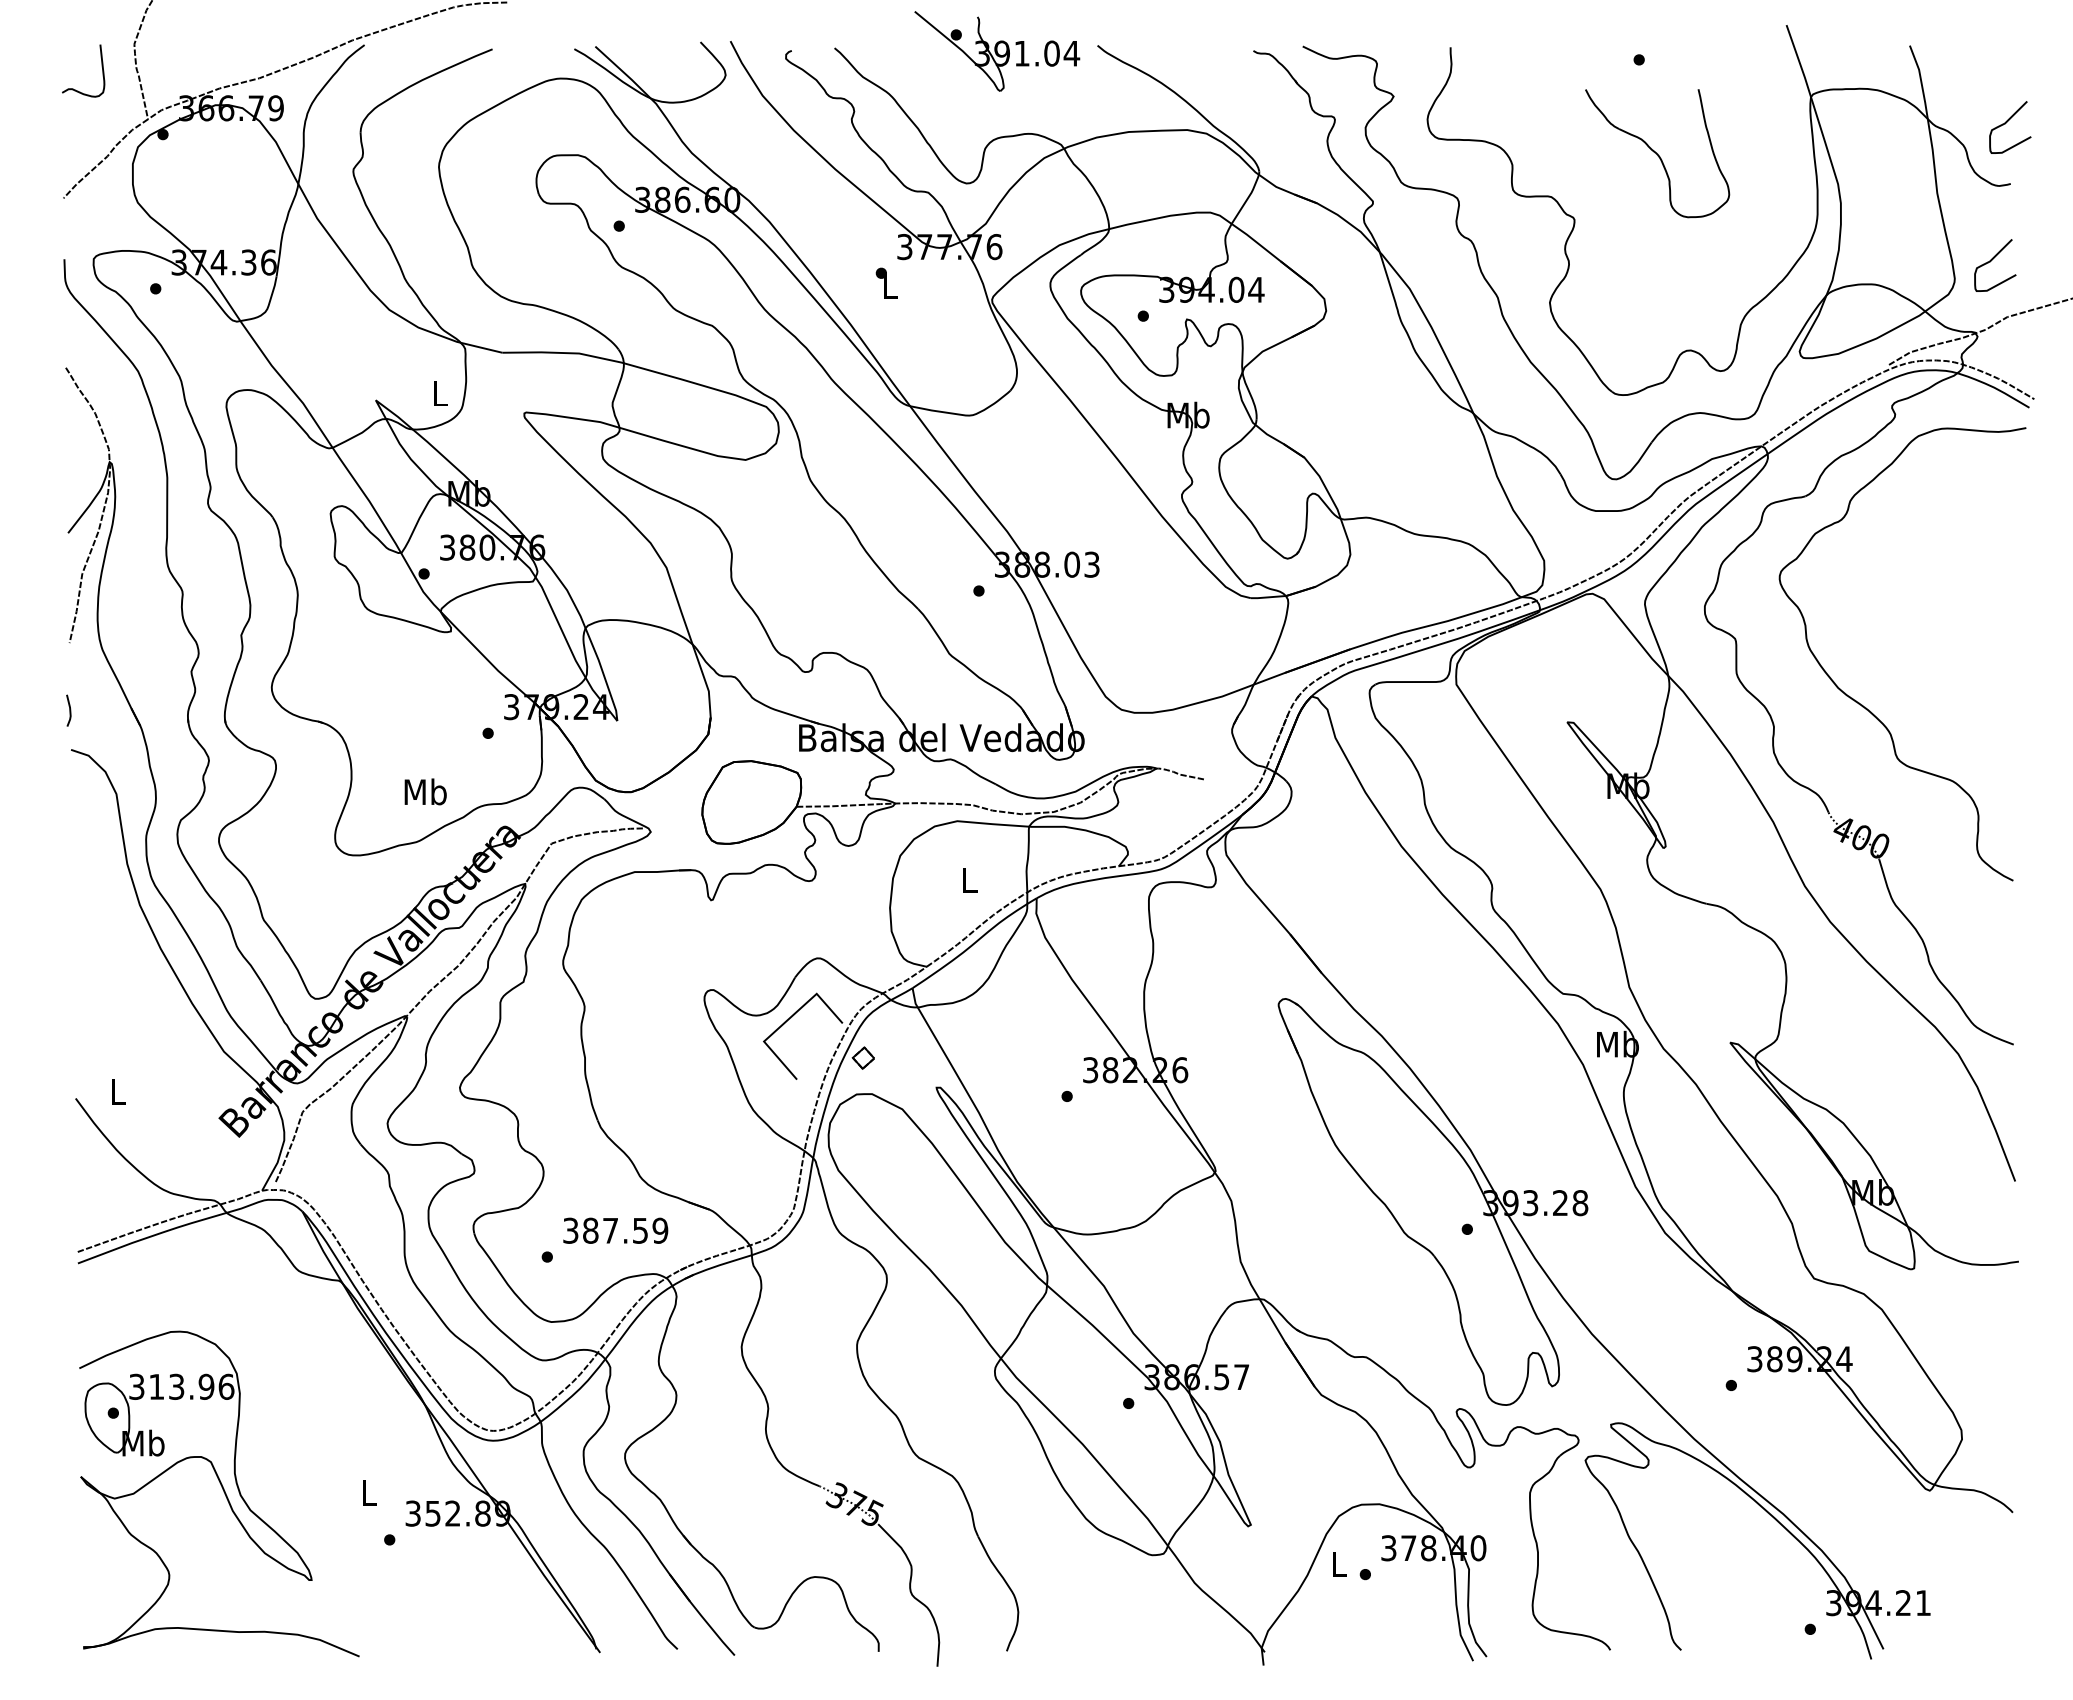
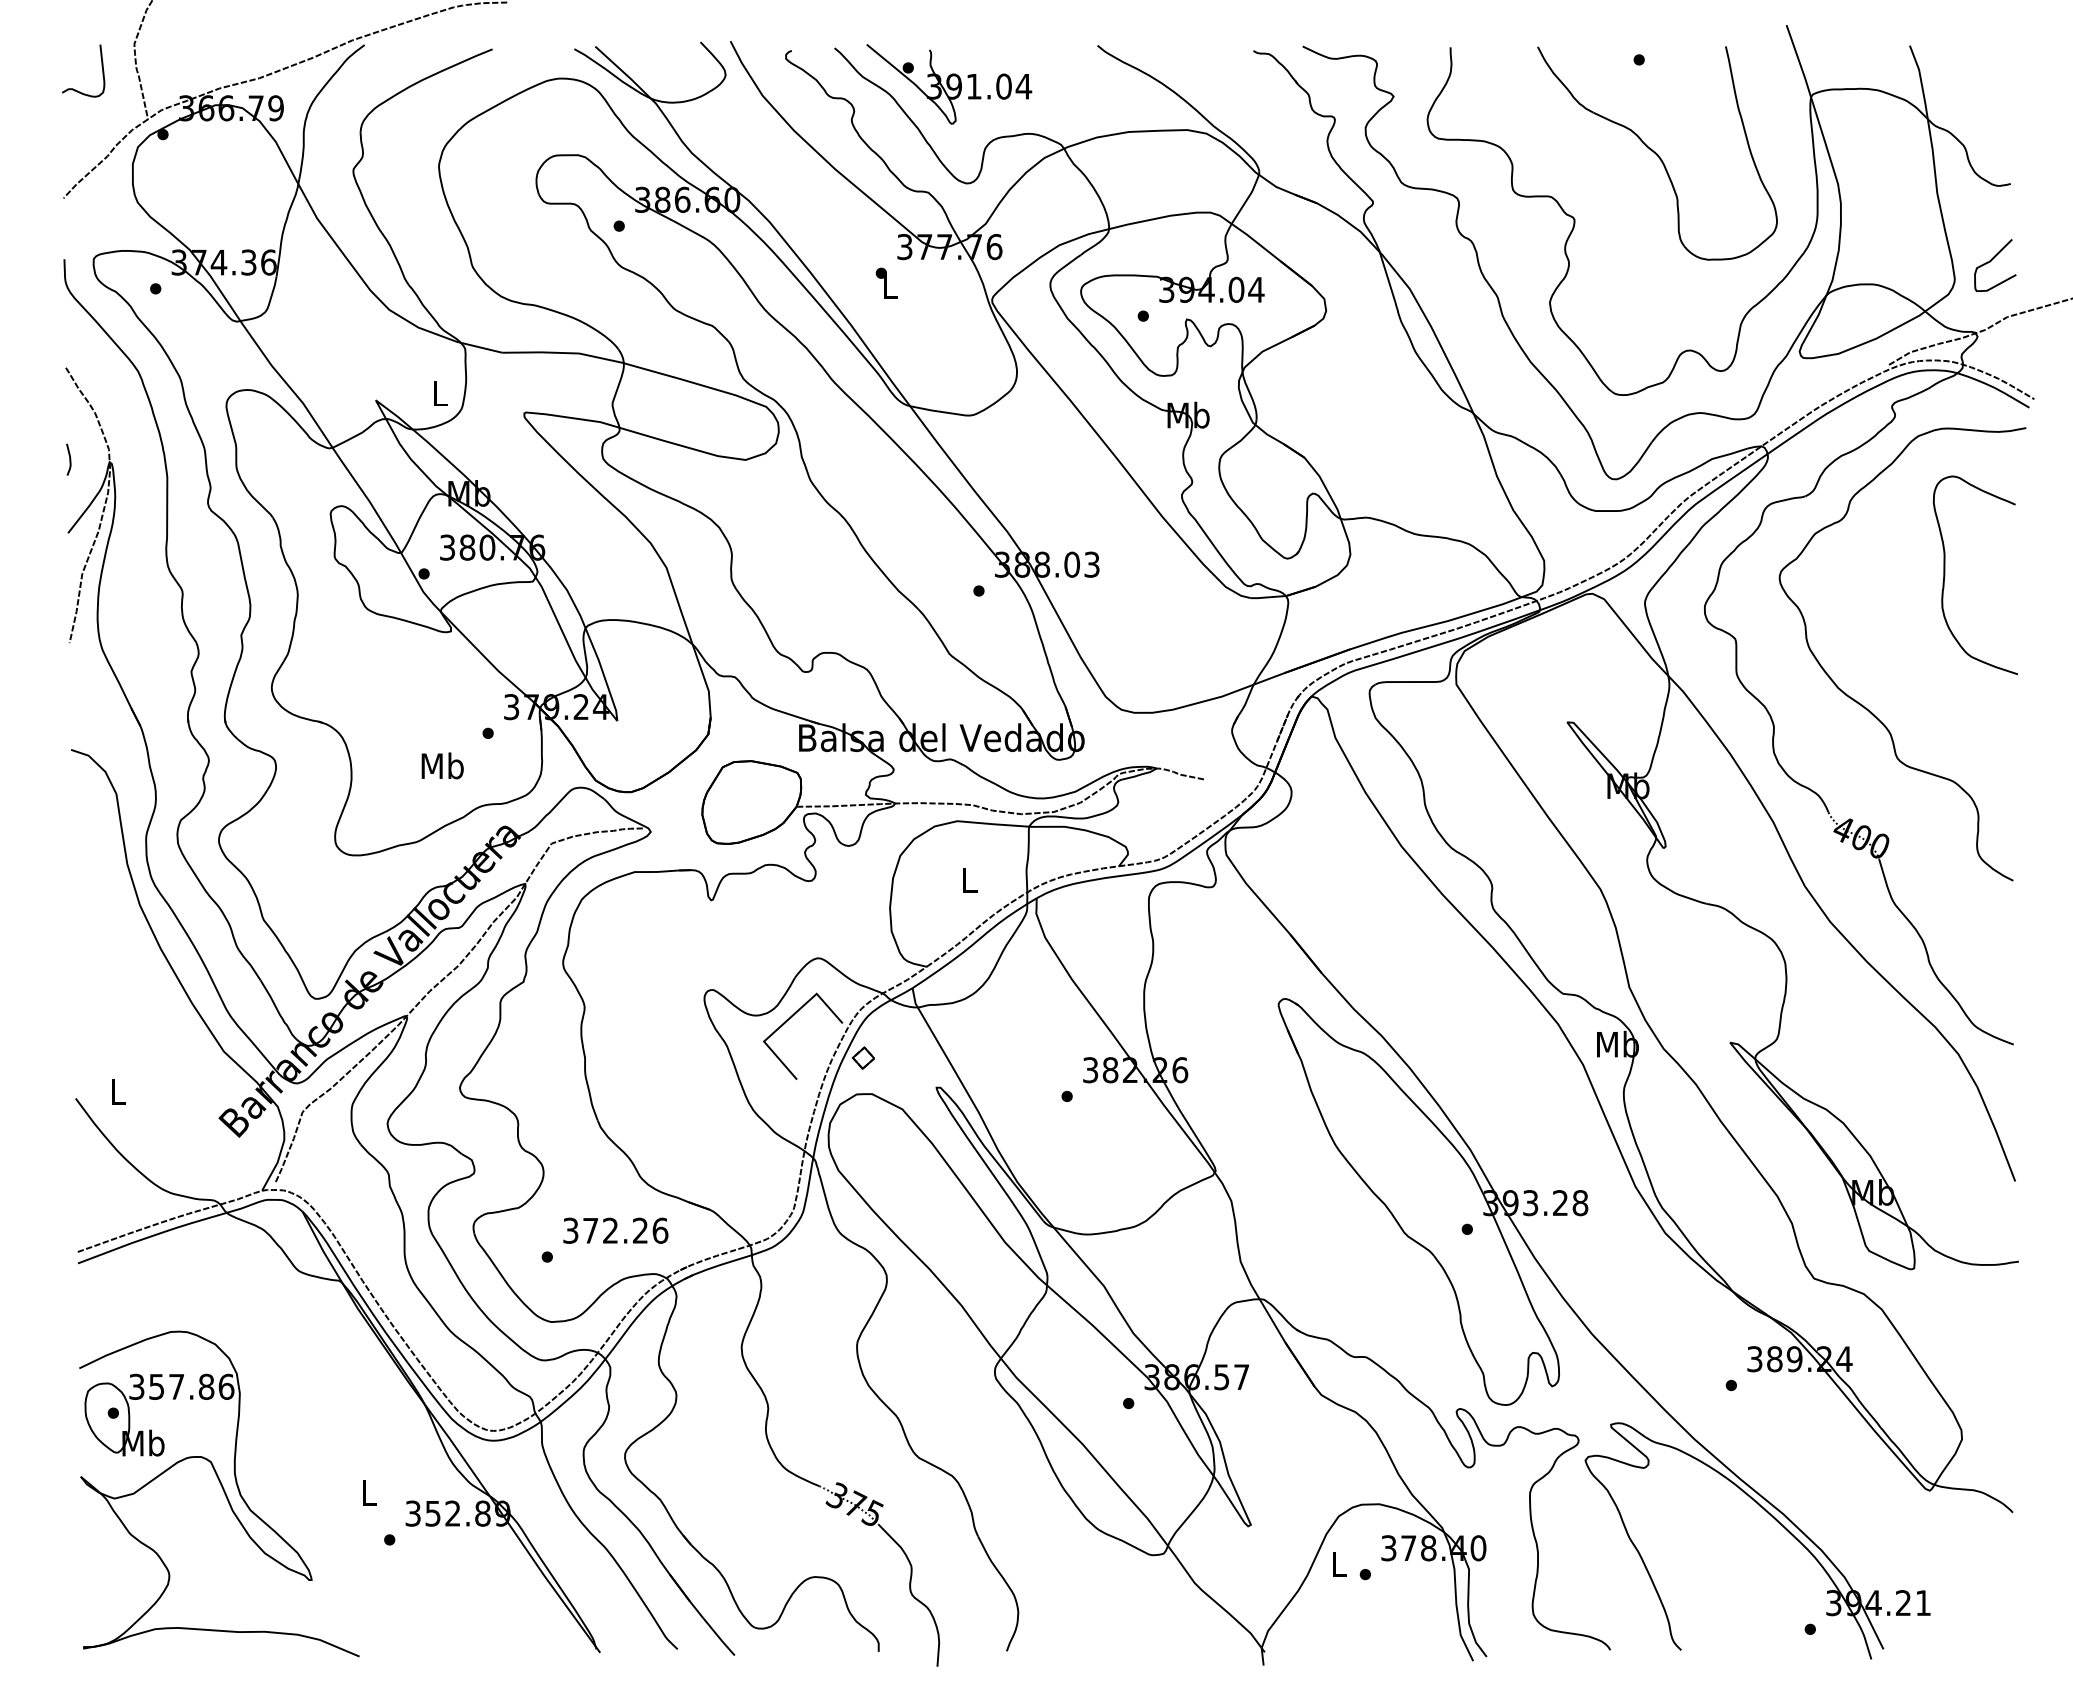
part position: (997, 51) -> (949, 84) (949, 84)
curve: present -> none (2006, 123)
part size: 146x130 px -> 241x215 px (1657, 153)
curve: none -> present (1945, 575)
line position: (69, 710) -> (69, 459) (69, 459)
text position: (425, 791) -> (442, 765) (442, 765)
text: 387.59 -> 372.26 (625, 1230)
text: 313.96 -> 357.86 (181, 1386)
